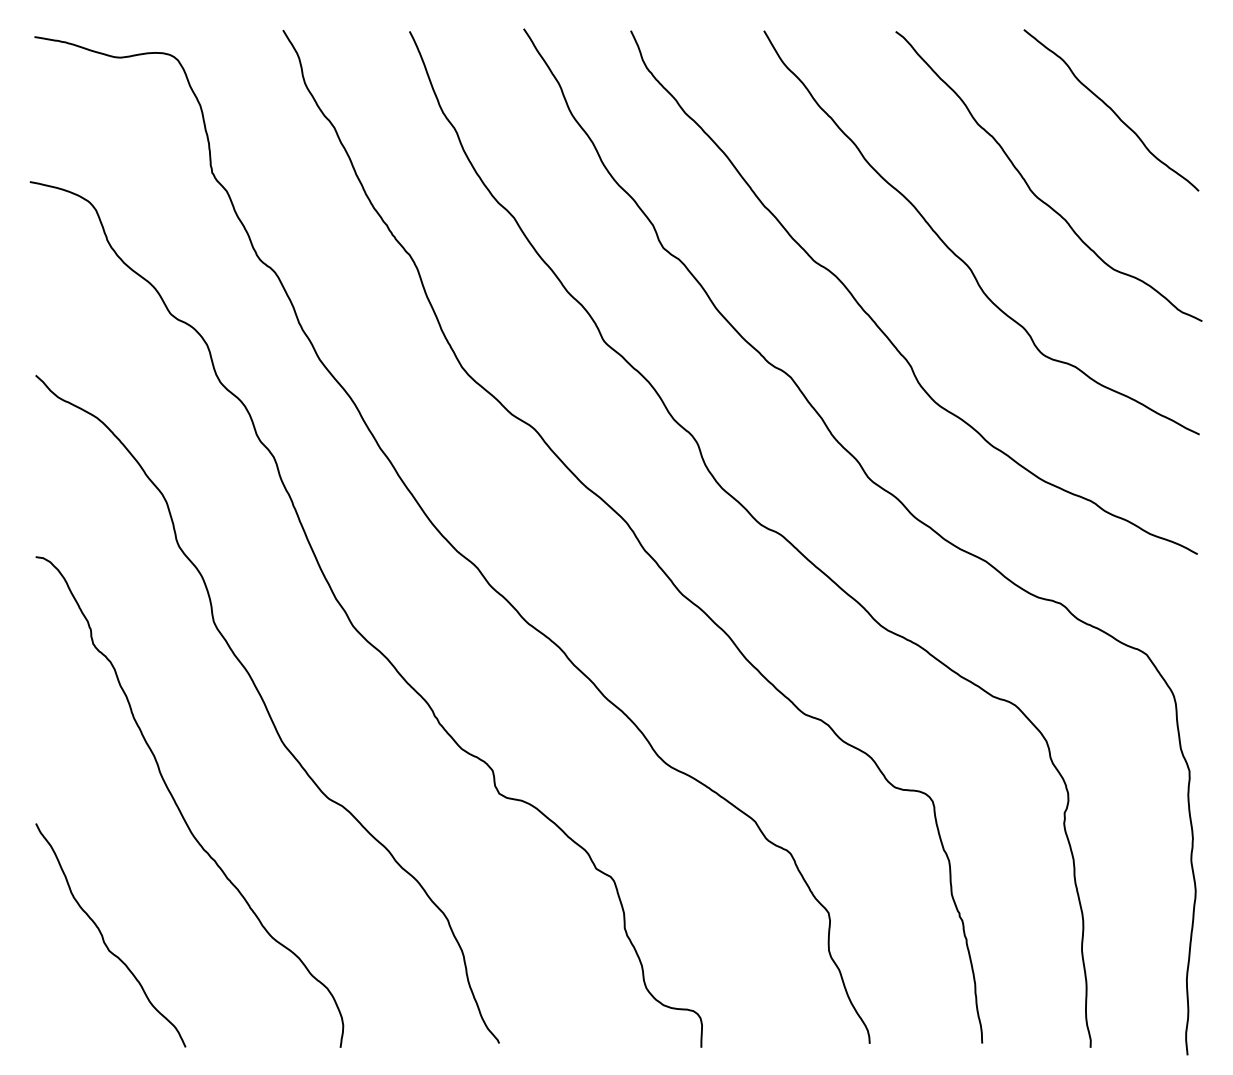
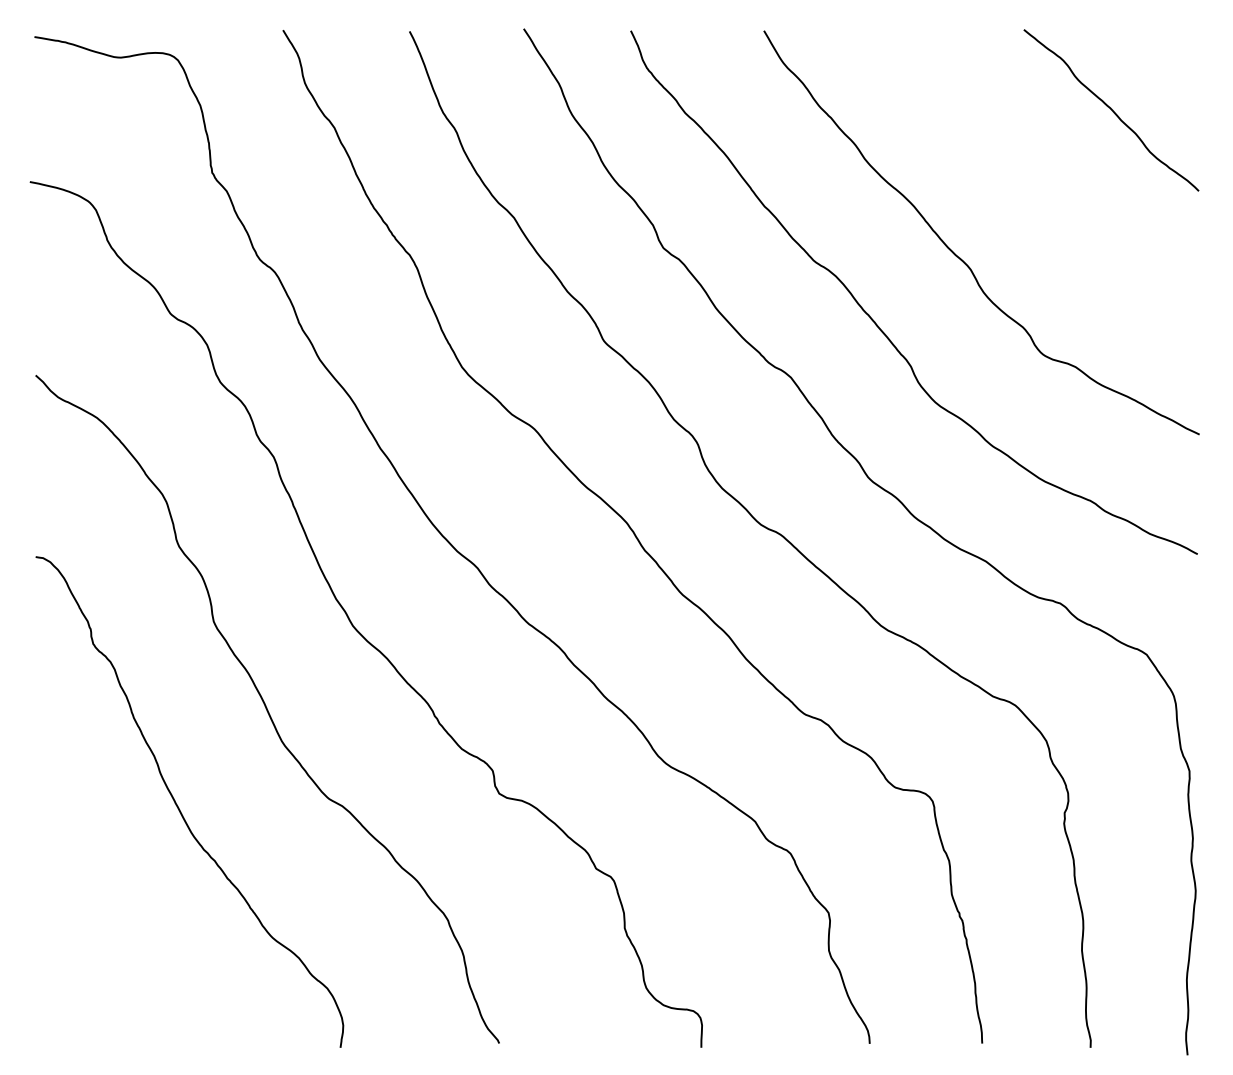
curve: present -> none (1030, 187)
curve: present -> none (103, 936)
